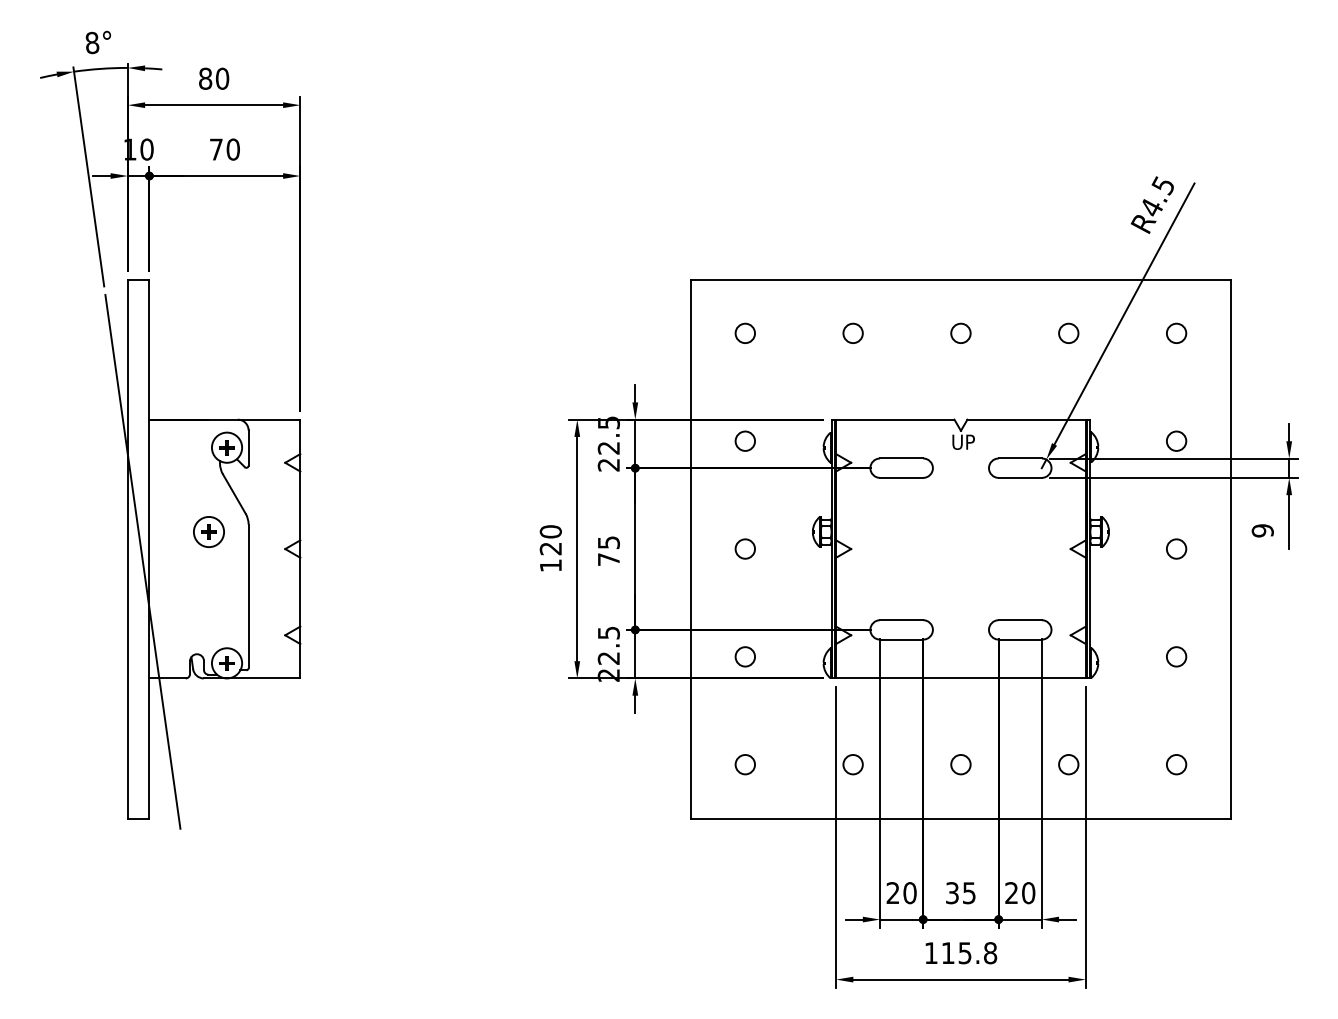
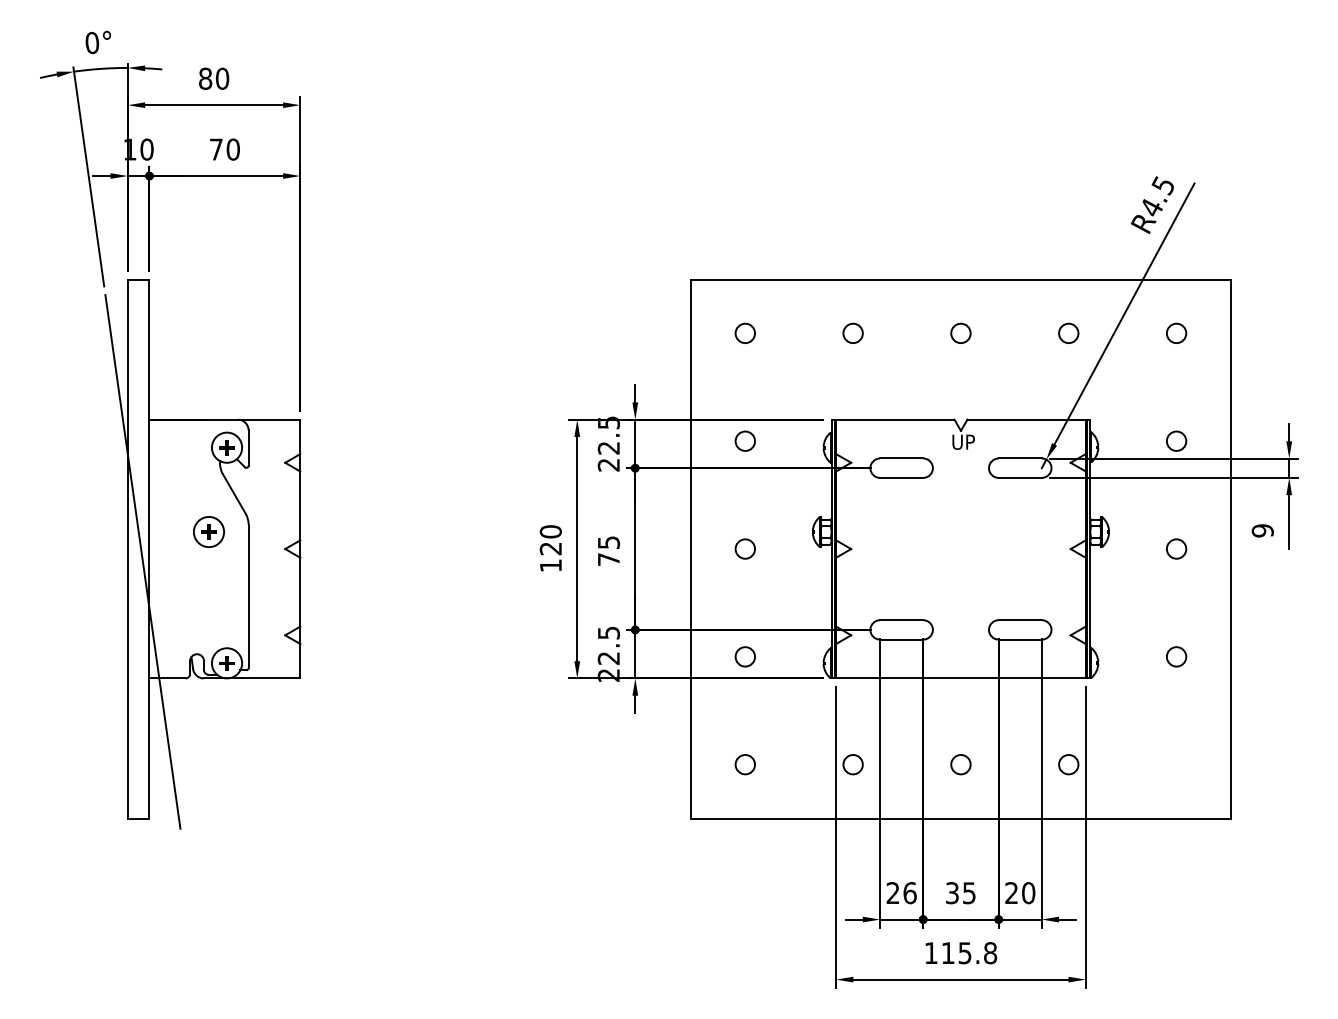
text: 8° -> 0° (92, 42)
circle: present -> none (1176, 764)
text: 20 -> 26 (909, 892)
